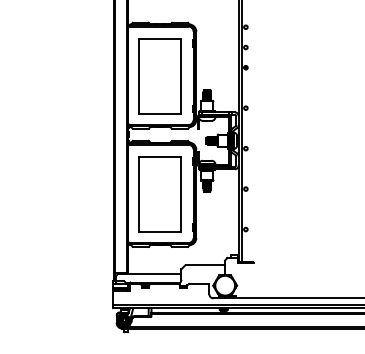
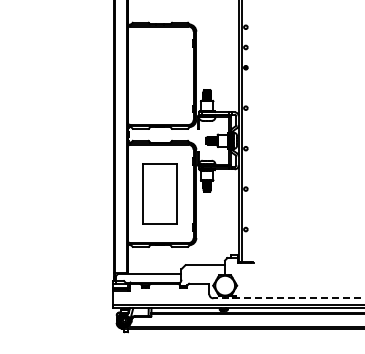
part: present -> none (159, 76)
part size: 44x77 px -> 36x62 px (159, 193)
line: solid -> dashed (288, 298)
